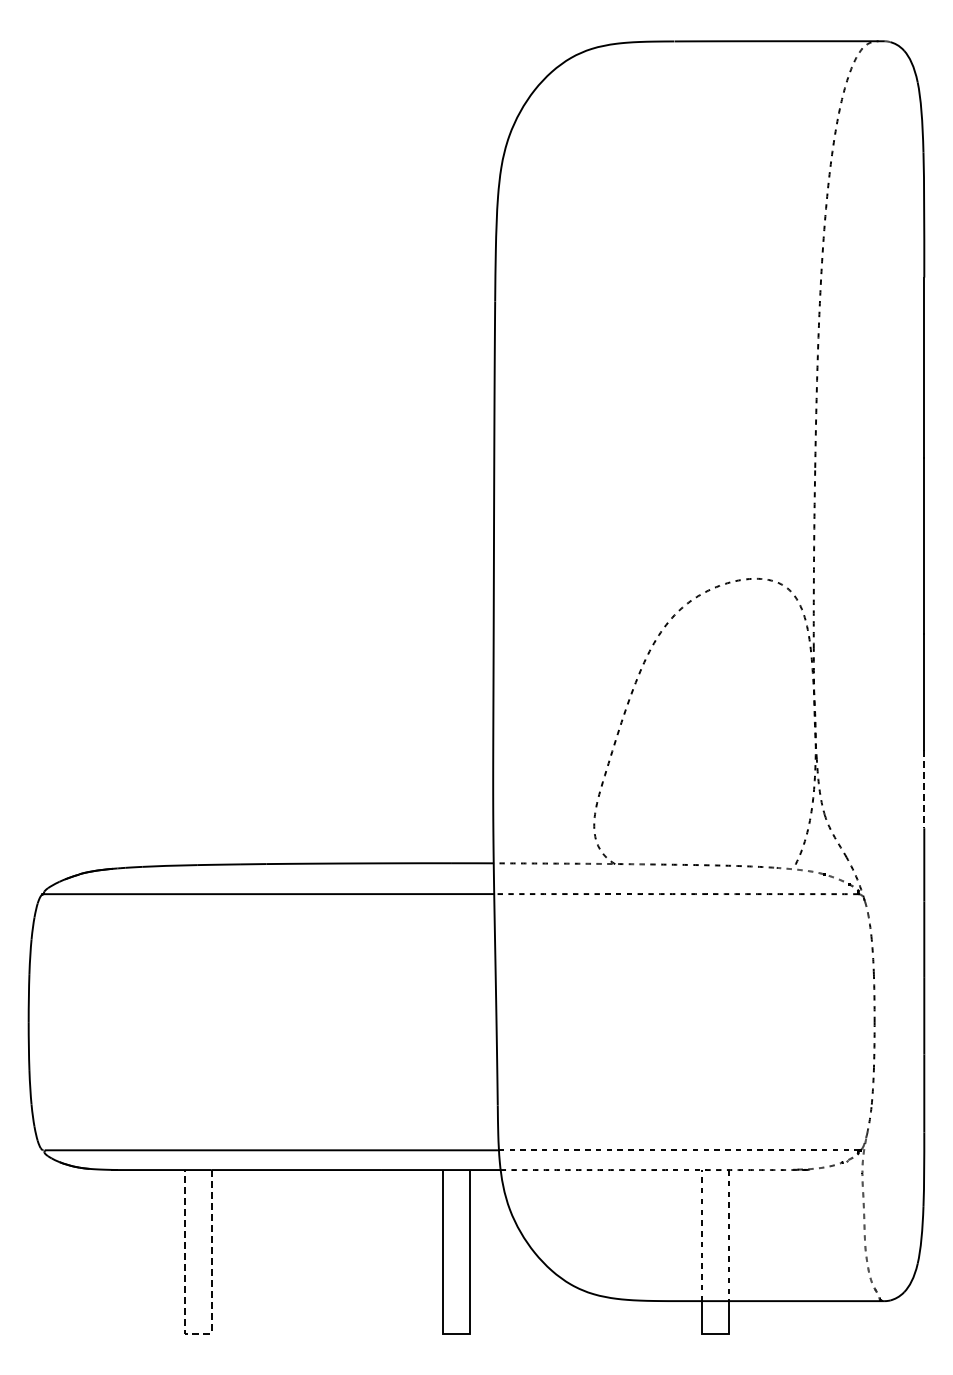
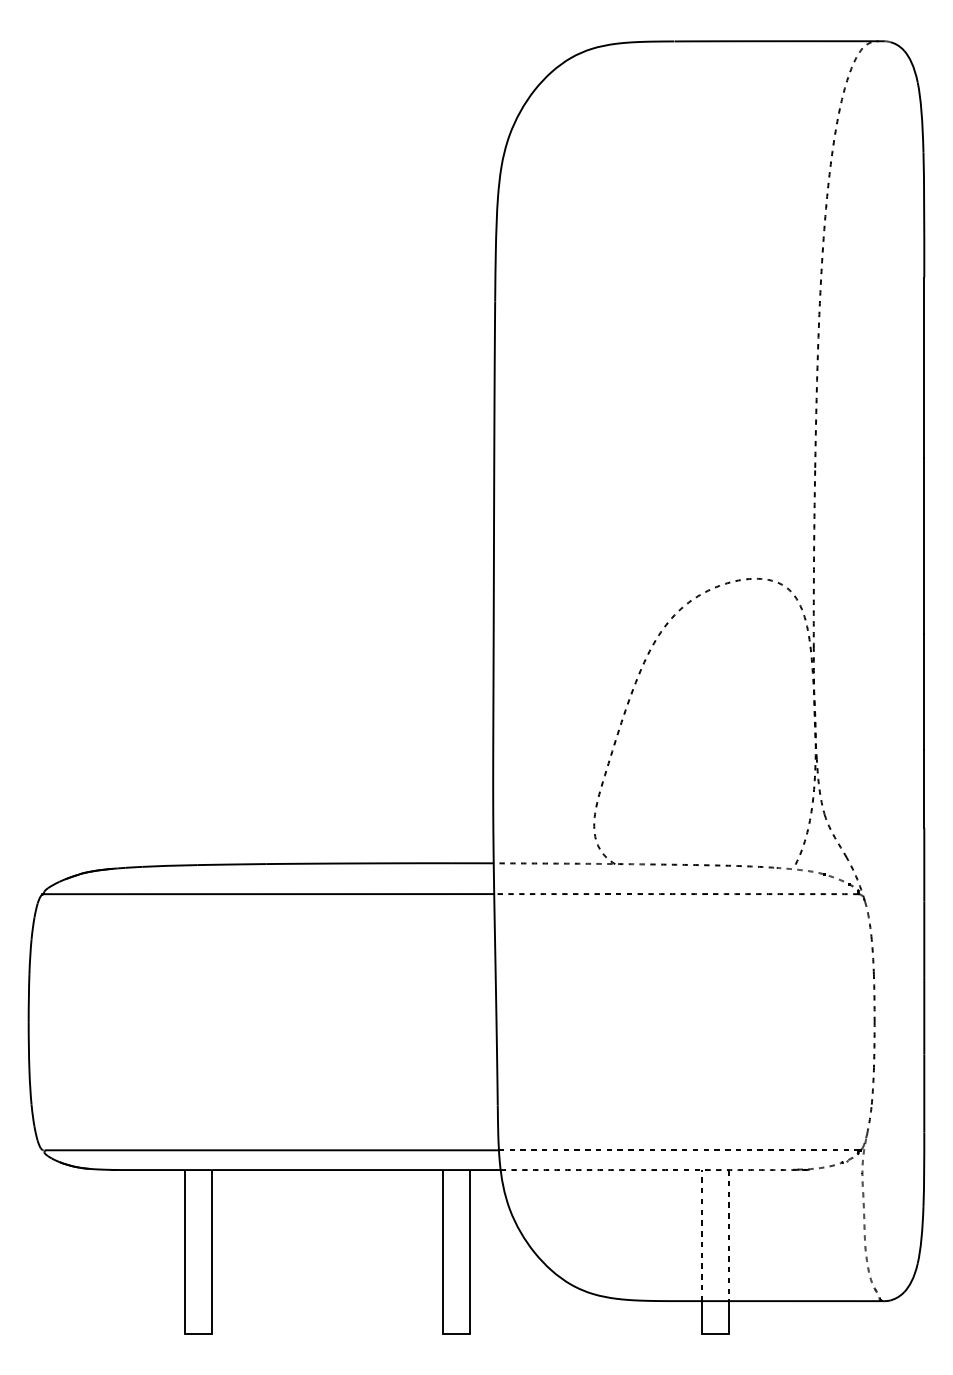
line: dashed -> solid (924, 789)
line: dashed -> solid (197, 1333)
